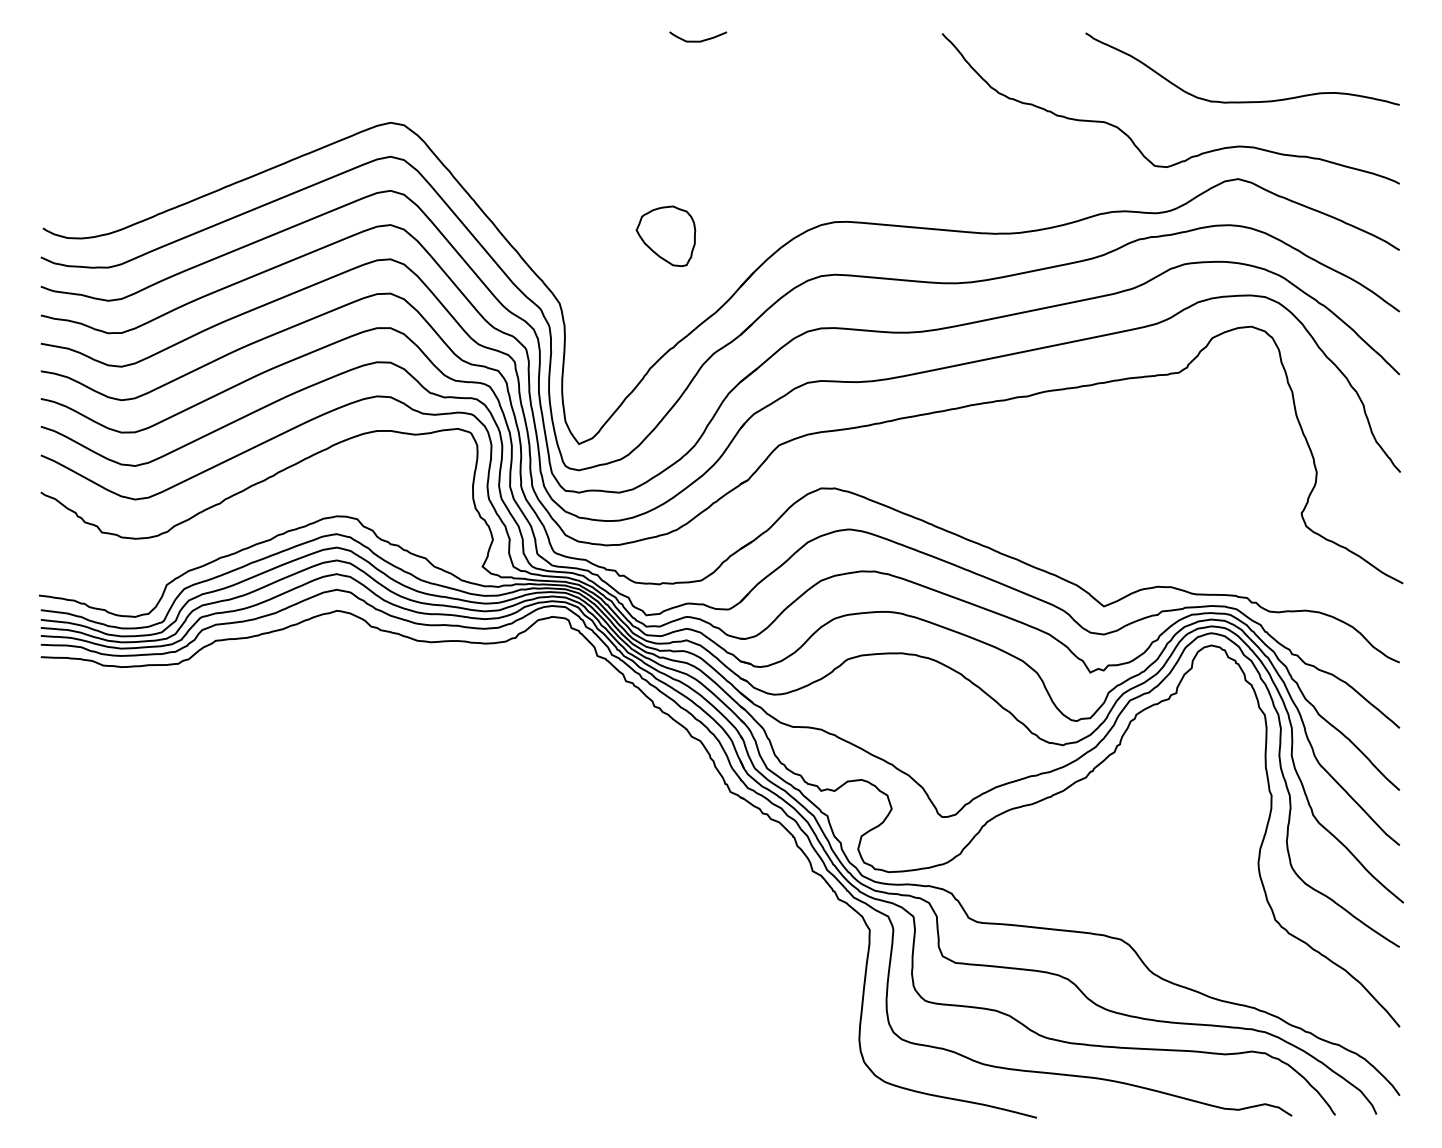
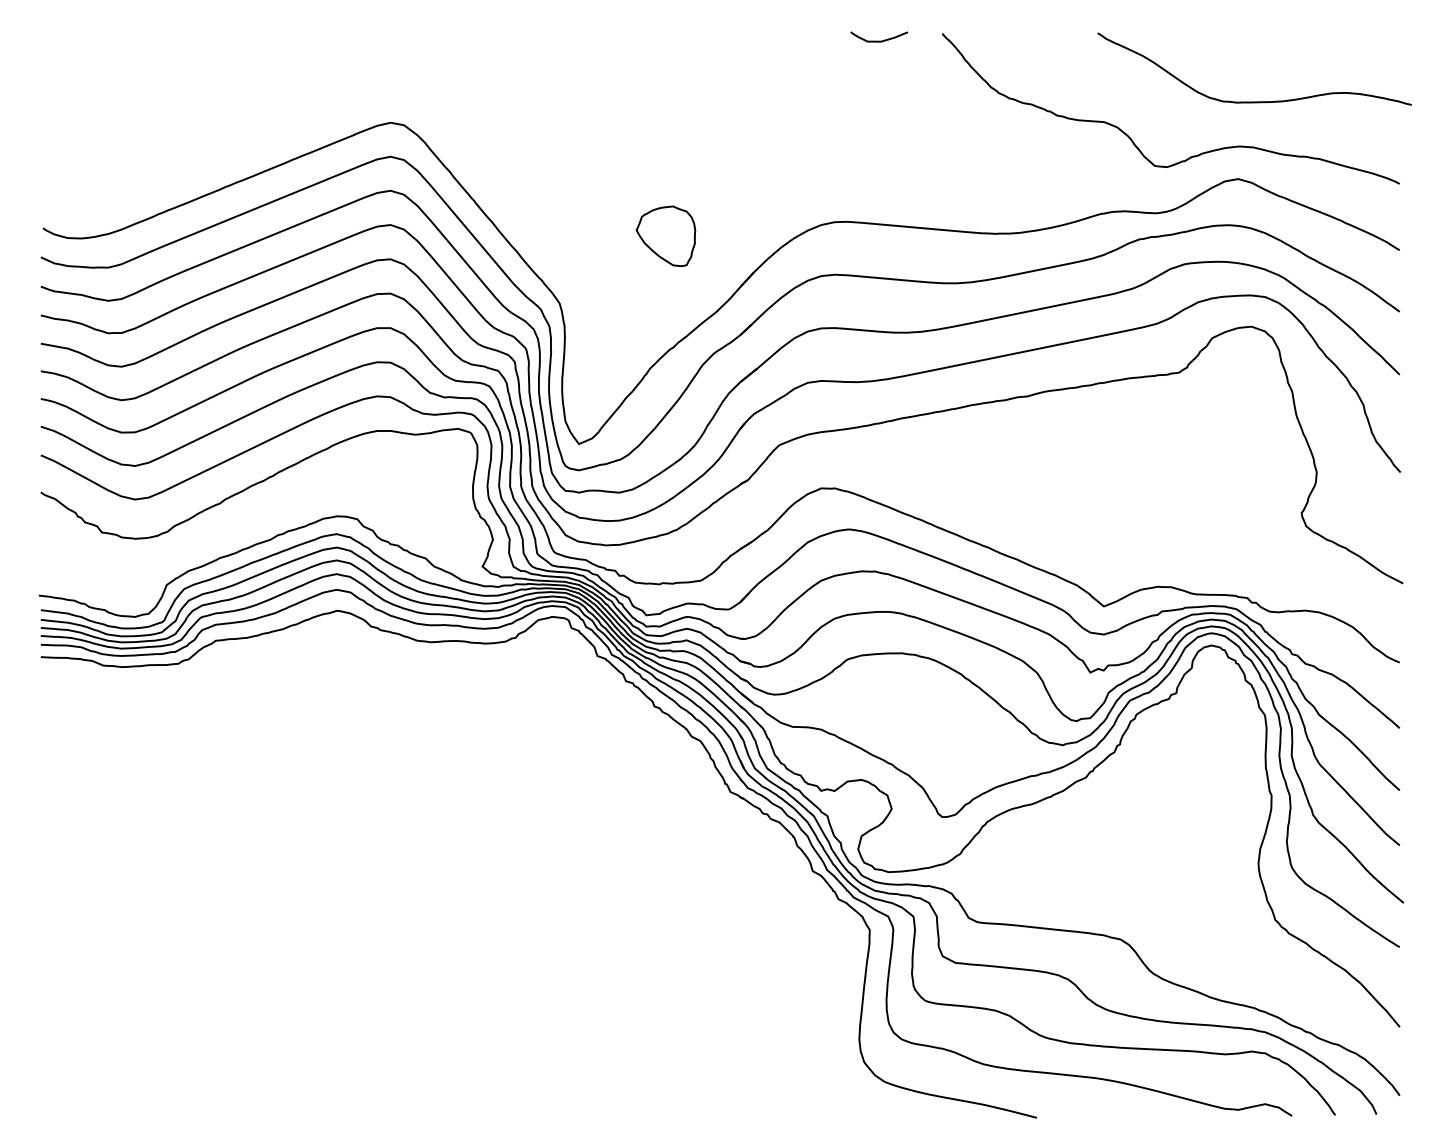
curve position: (698, 40) -> (879, 40) (879, 40)
curve position: (1242, 101) -> (1254, 101) (1254, 101)
